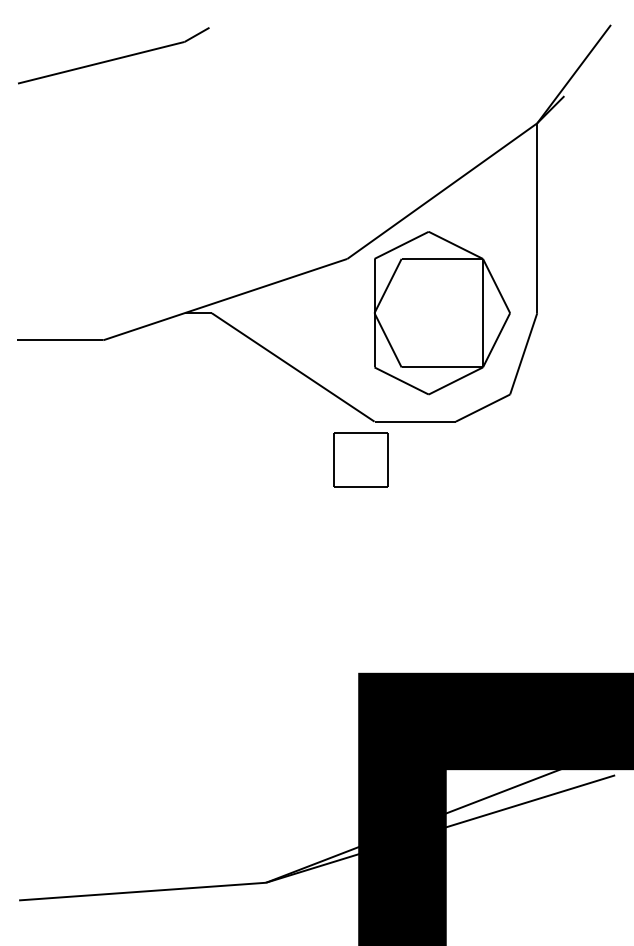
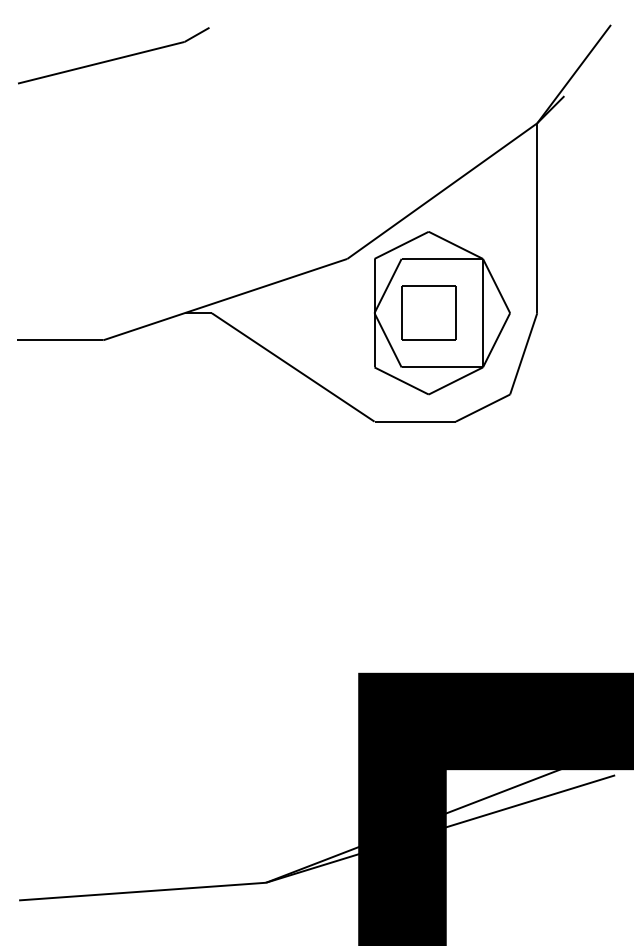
part position: (360, 459) -> (428, 312) (428, 312)
